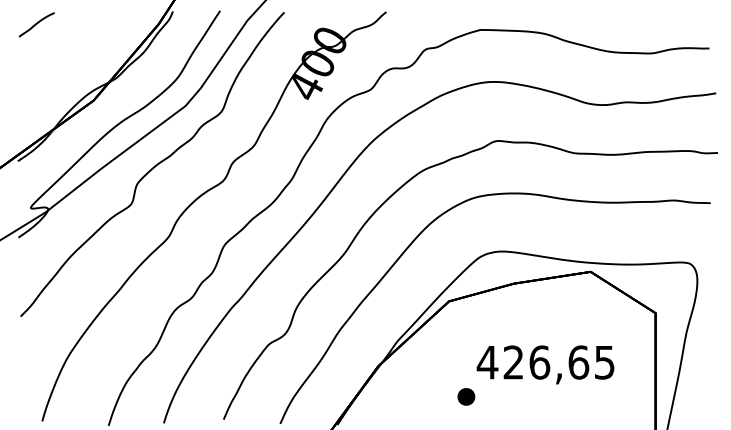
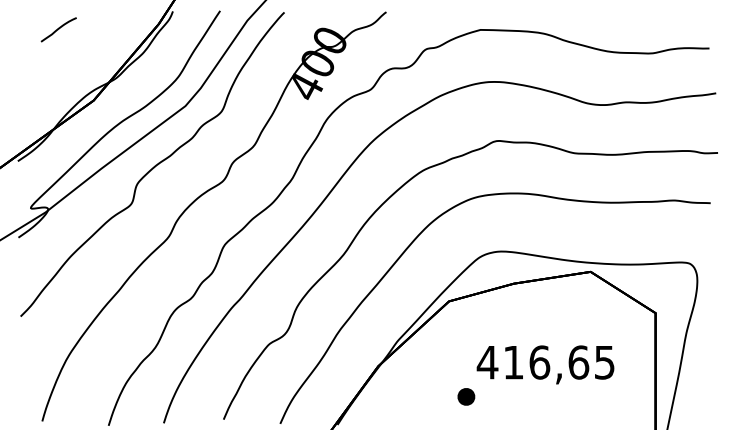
part position: (36, 24) -> (58, 29) (58, 29)
text: 426,65 -> 416,65 (512, 362)
